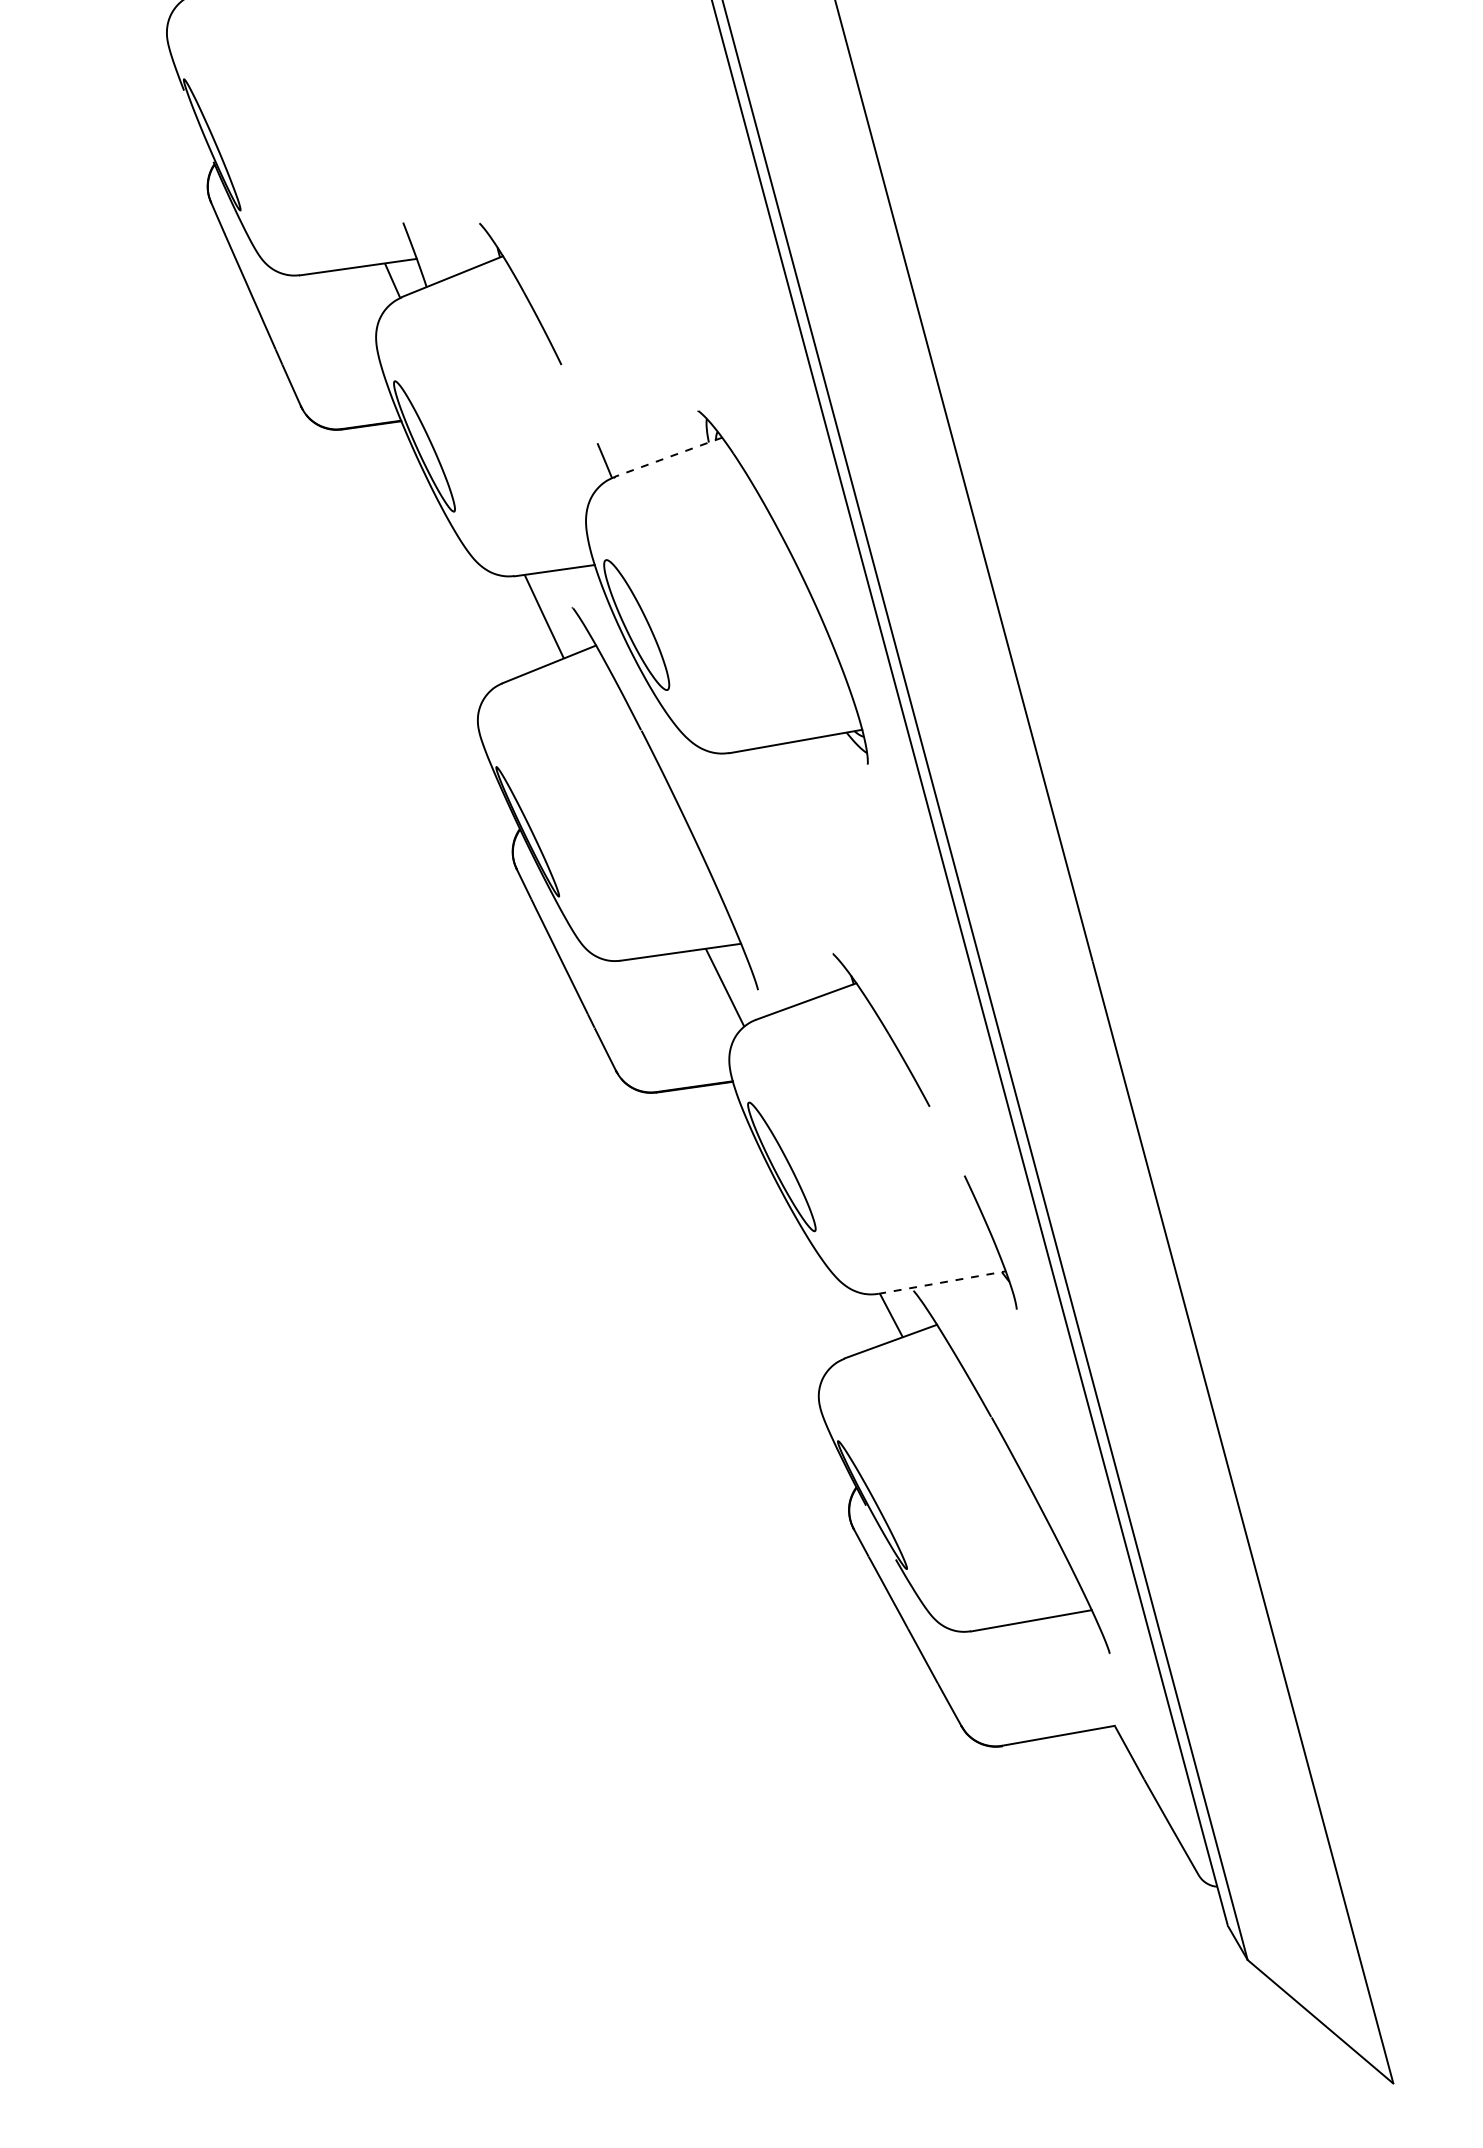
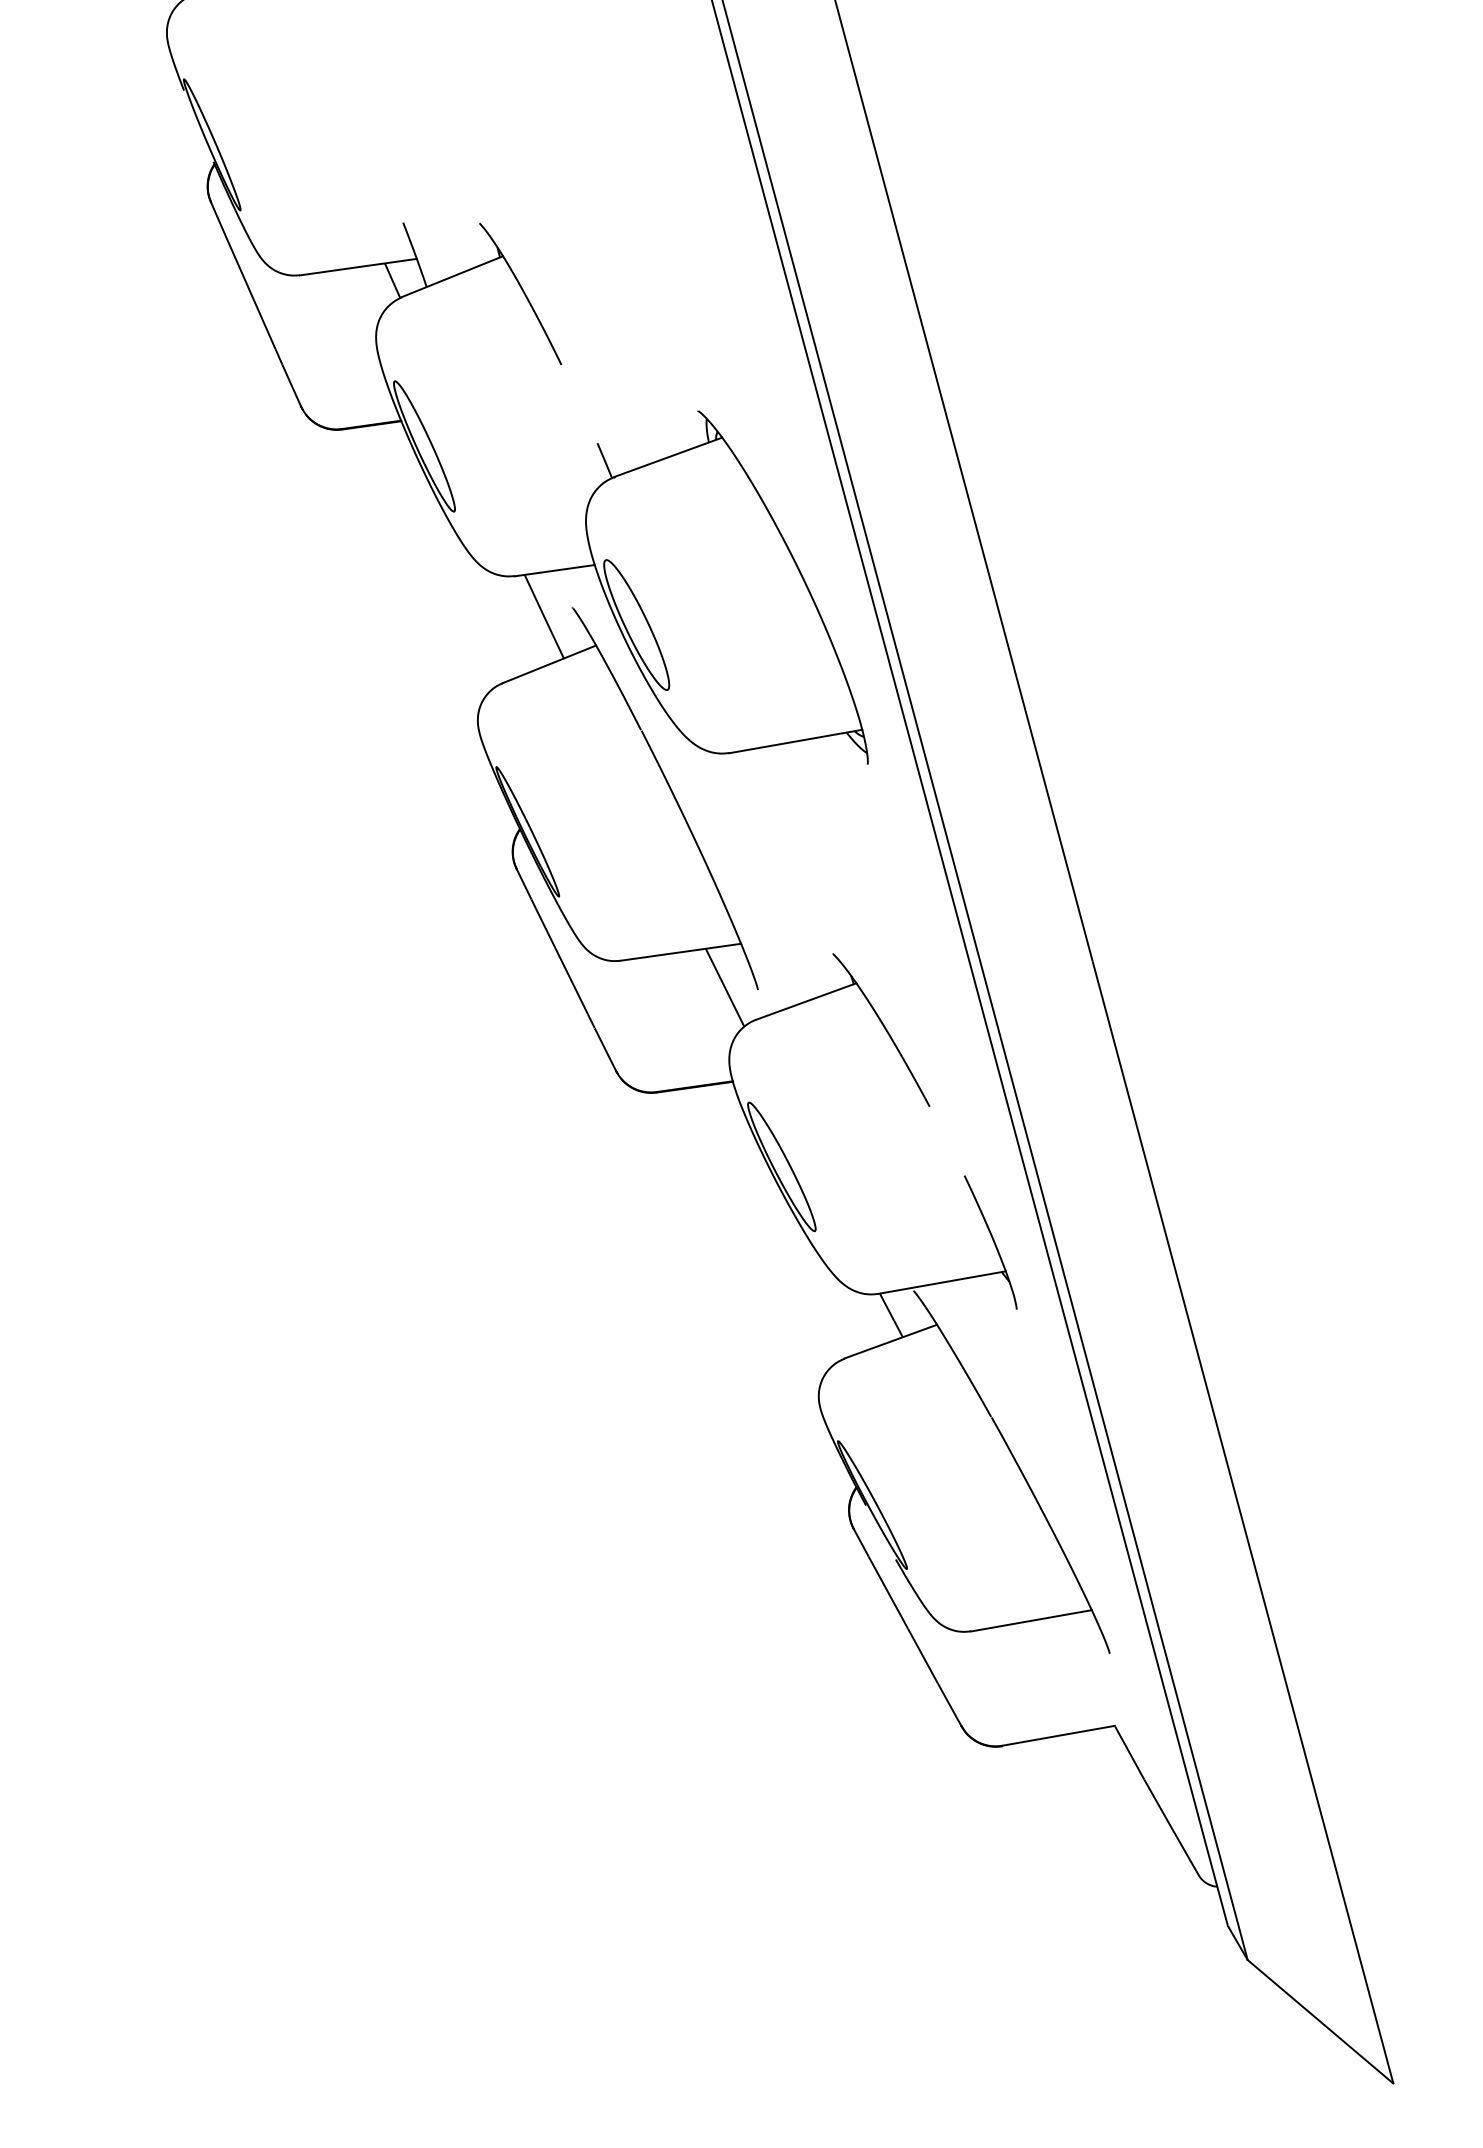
line: dashed -> solid (667, 457)
line: dashed -> solid (942, 1282)
